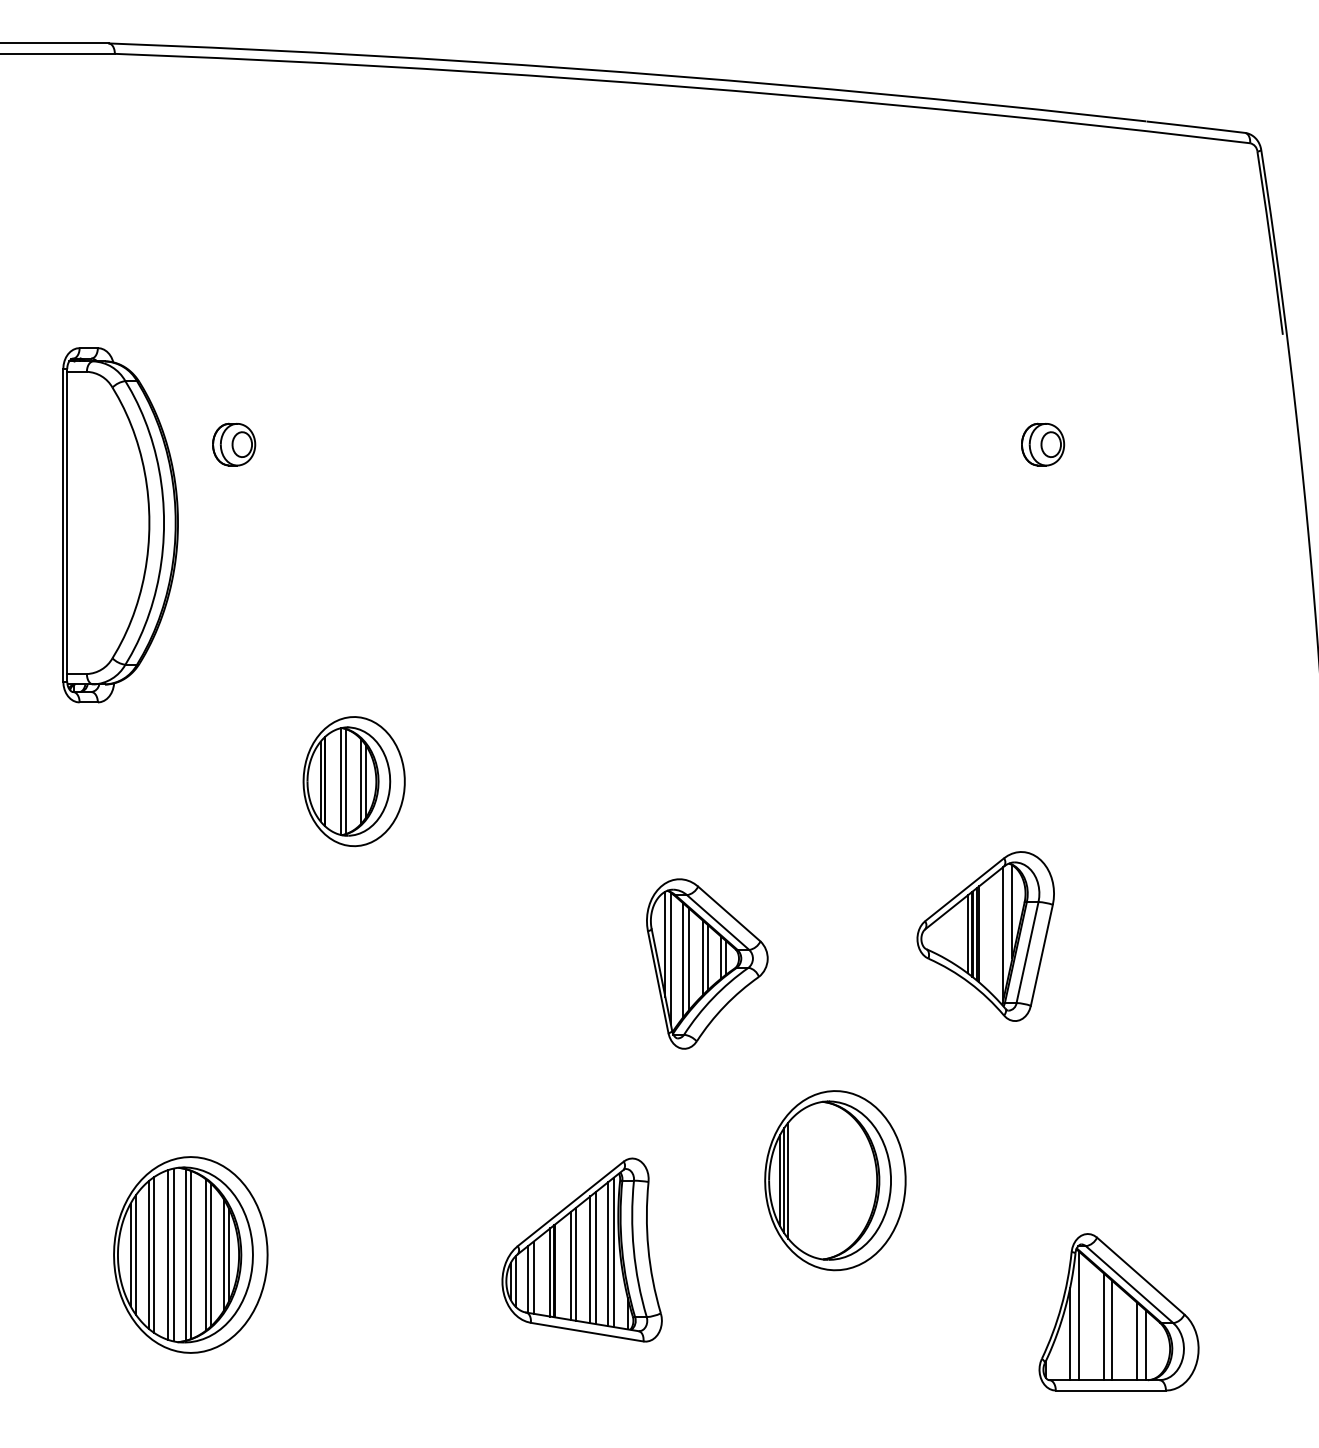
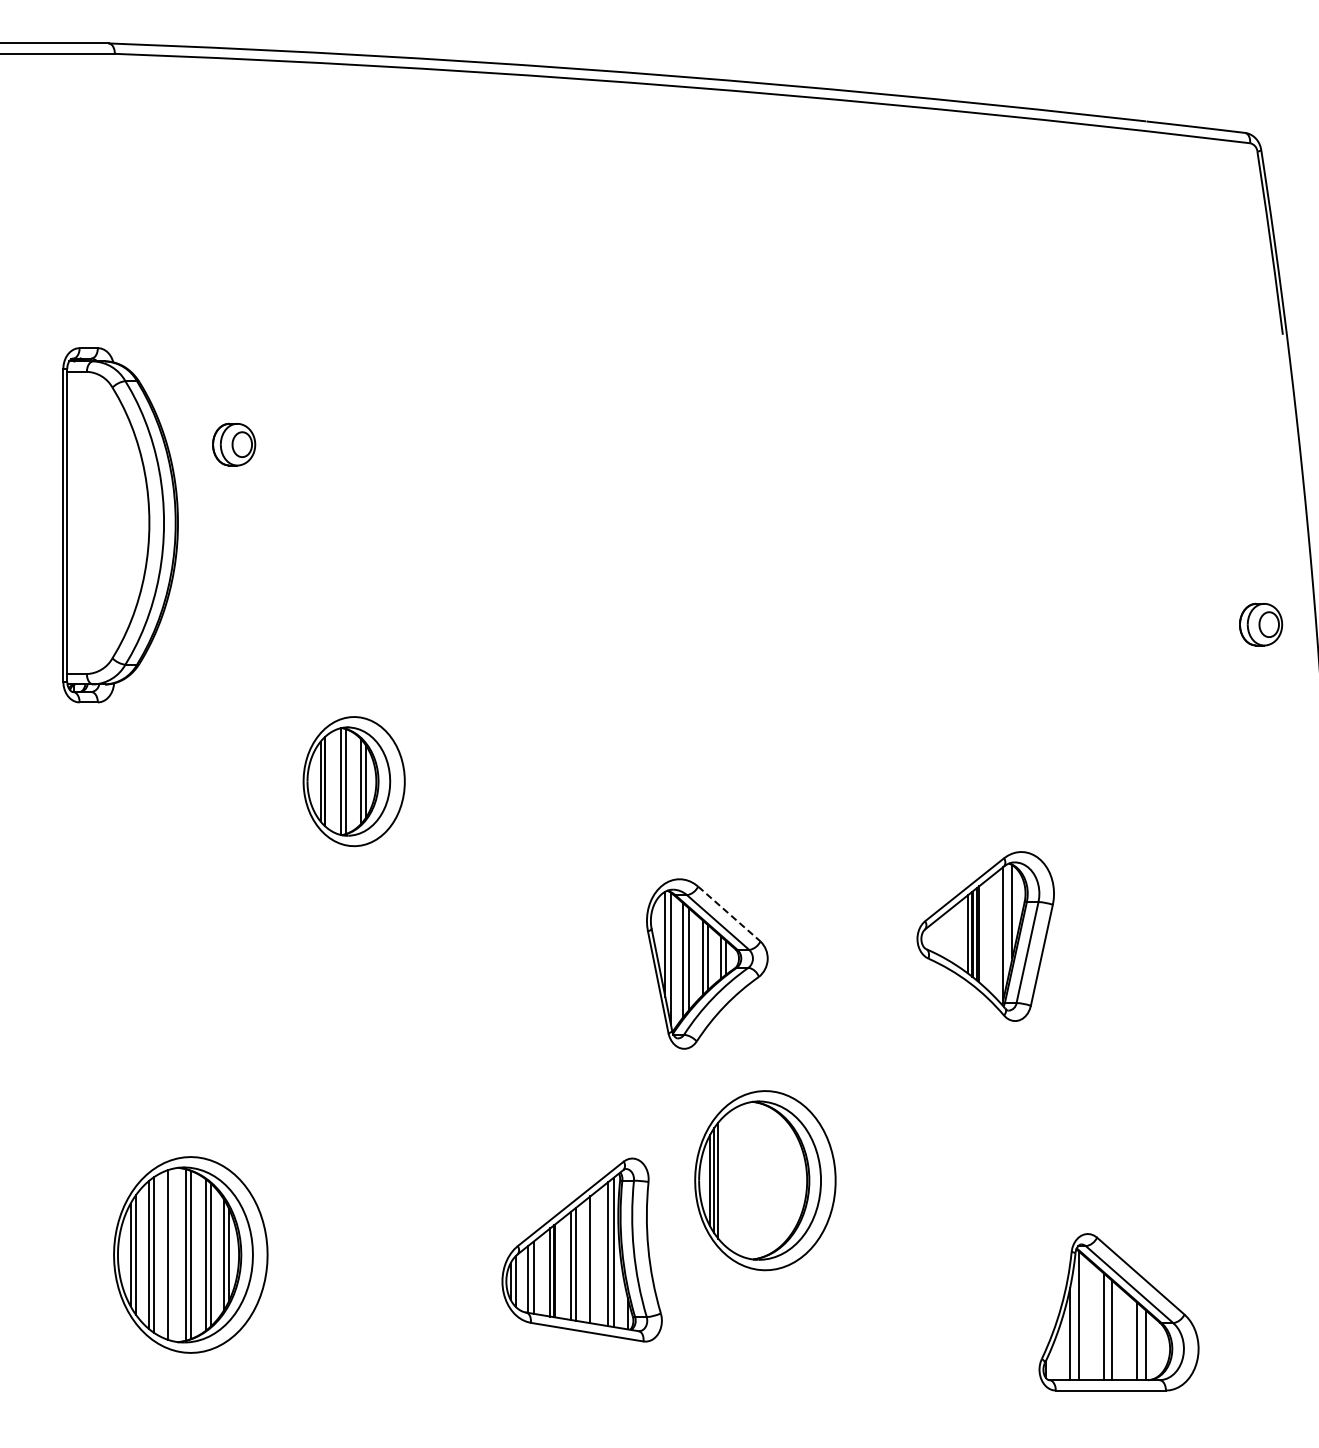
part position: (1043, 444) -> (1261, 624) (1261, 624)
line: solid -> dashed (729, 914)
part position: (835, 1180) -> (765, 1180) (765, 1180)
line: present -> none (173, 1254)
line: present -> none (595, 1258)
